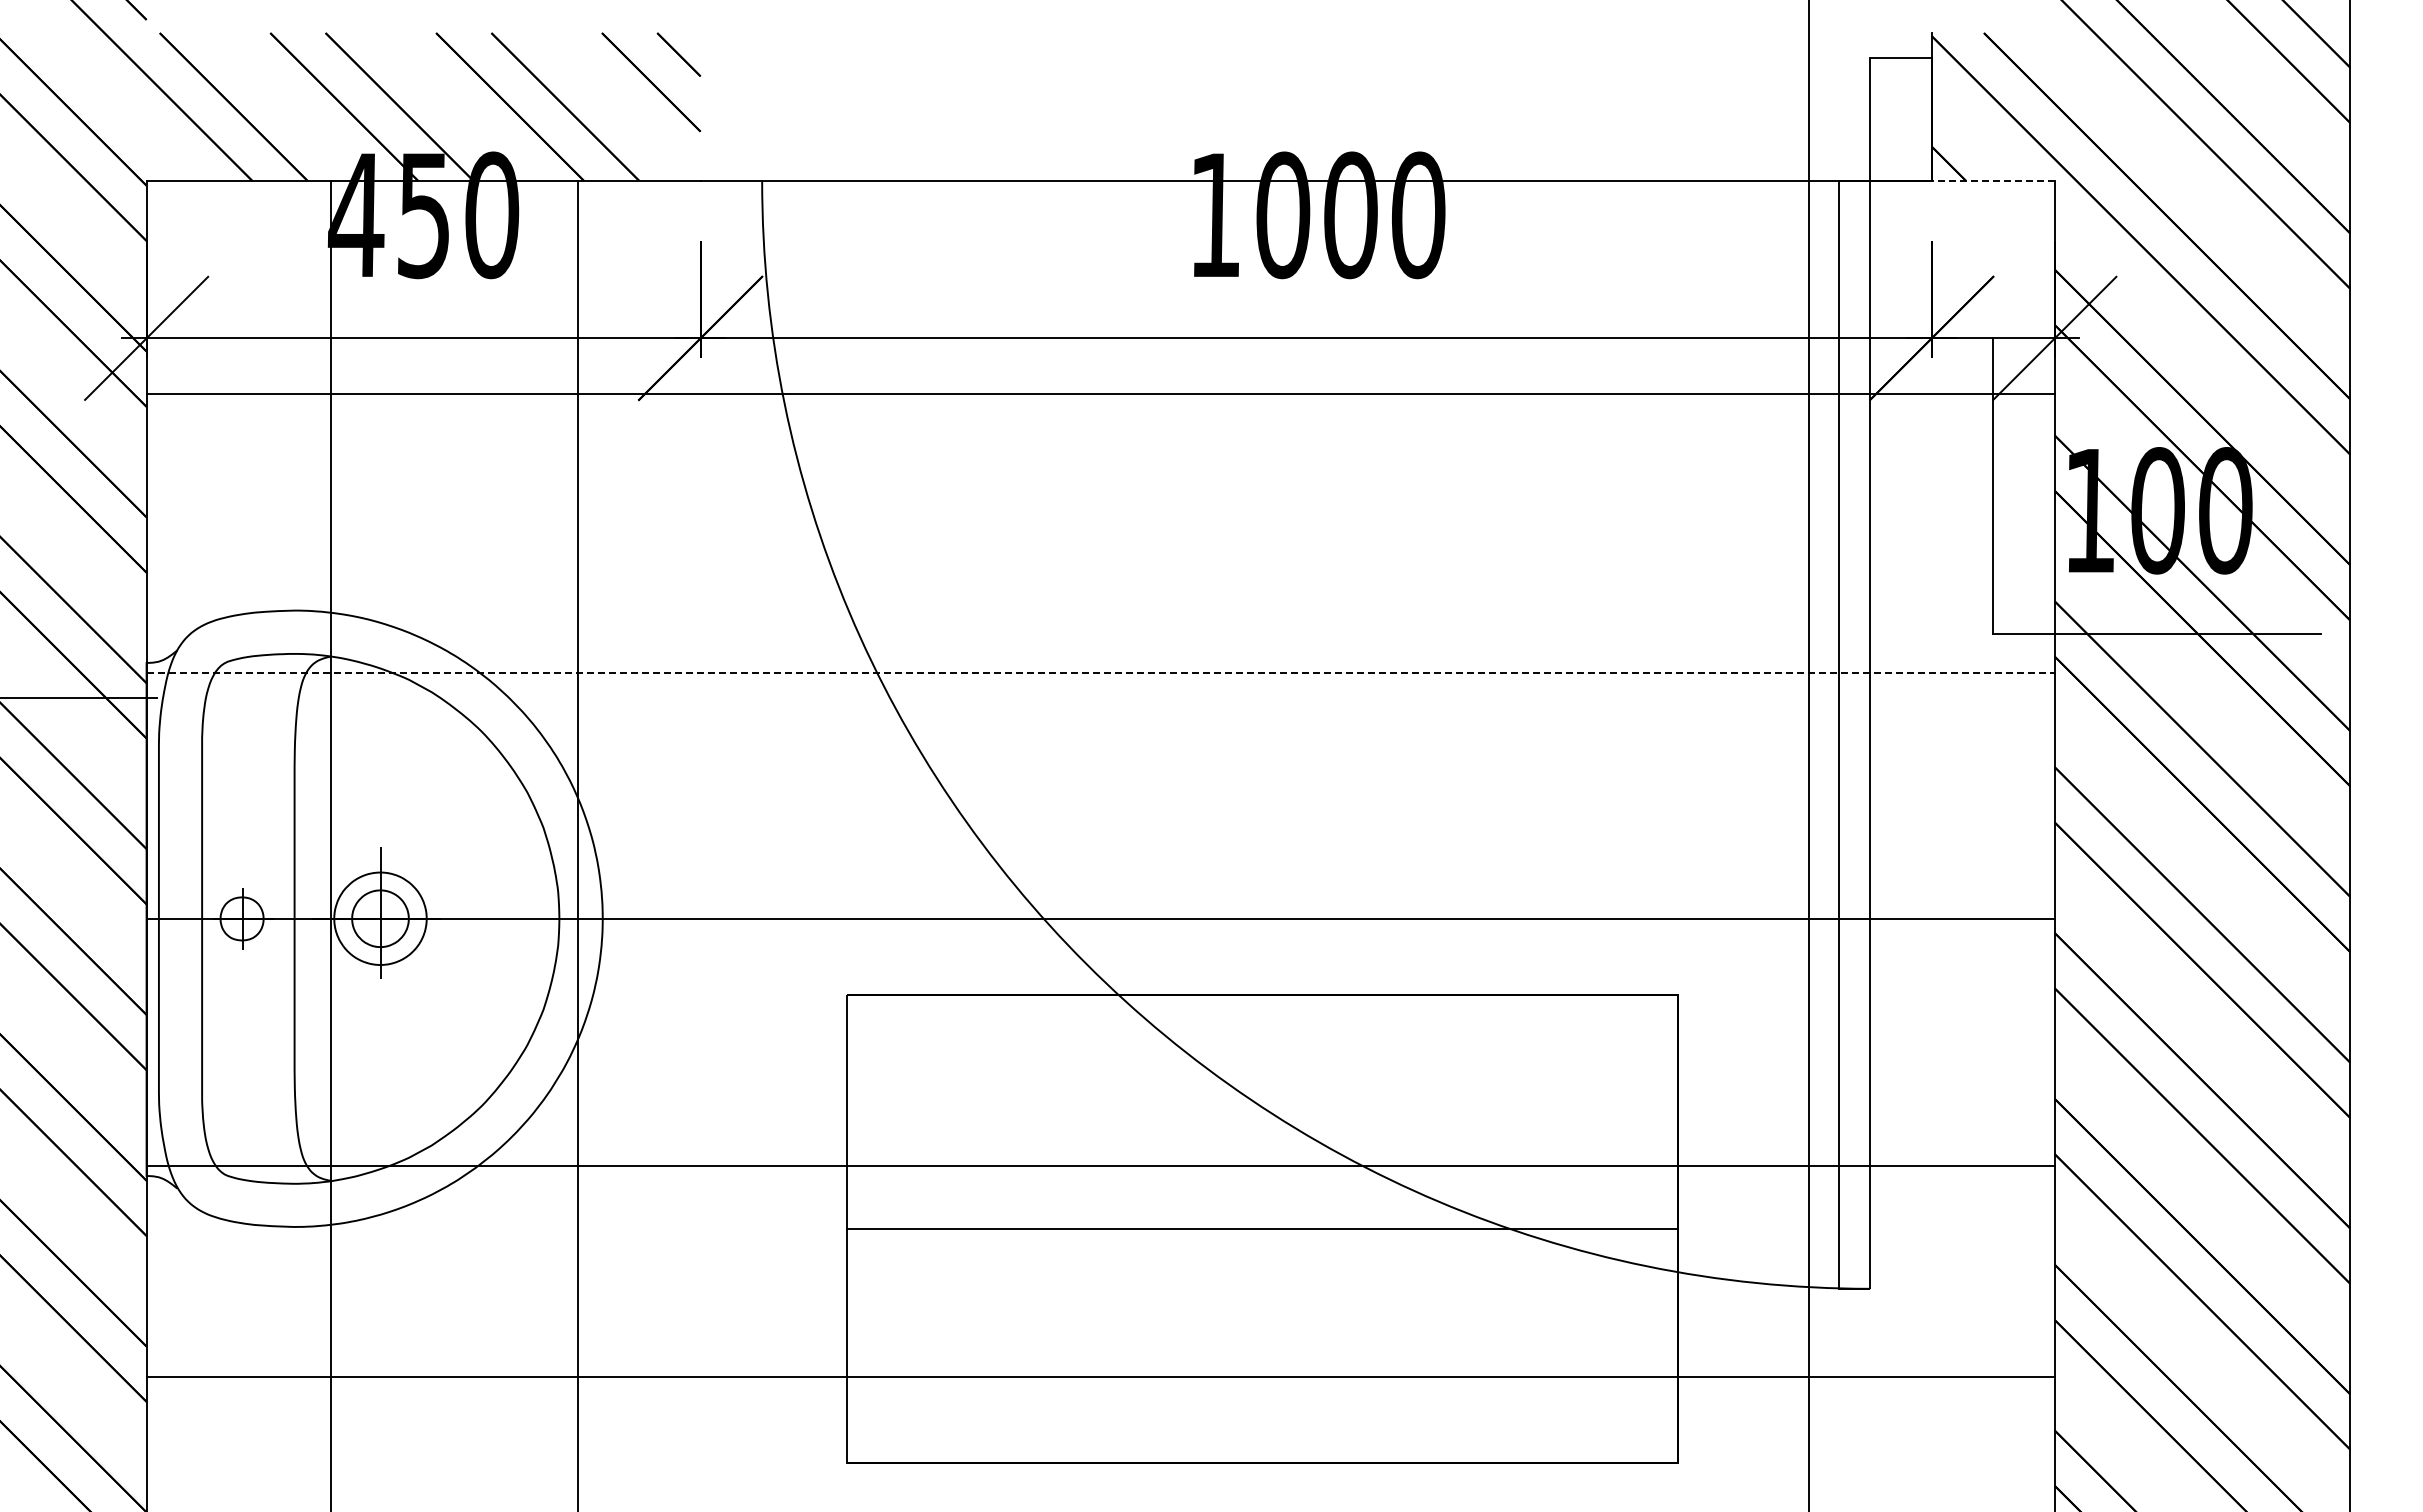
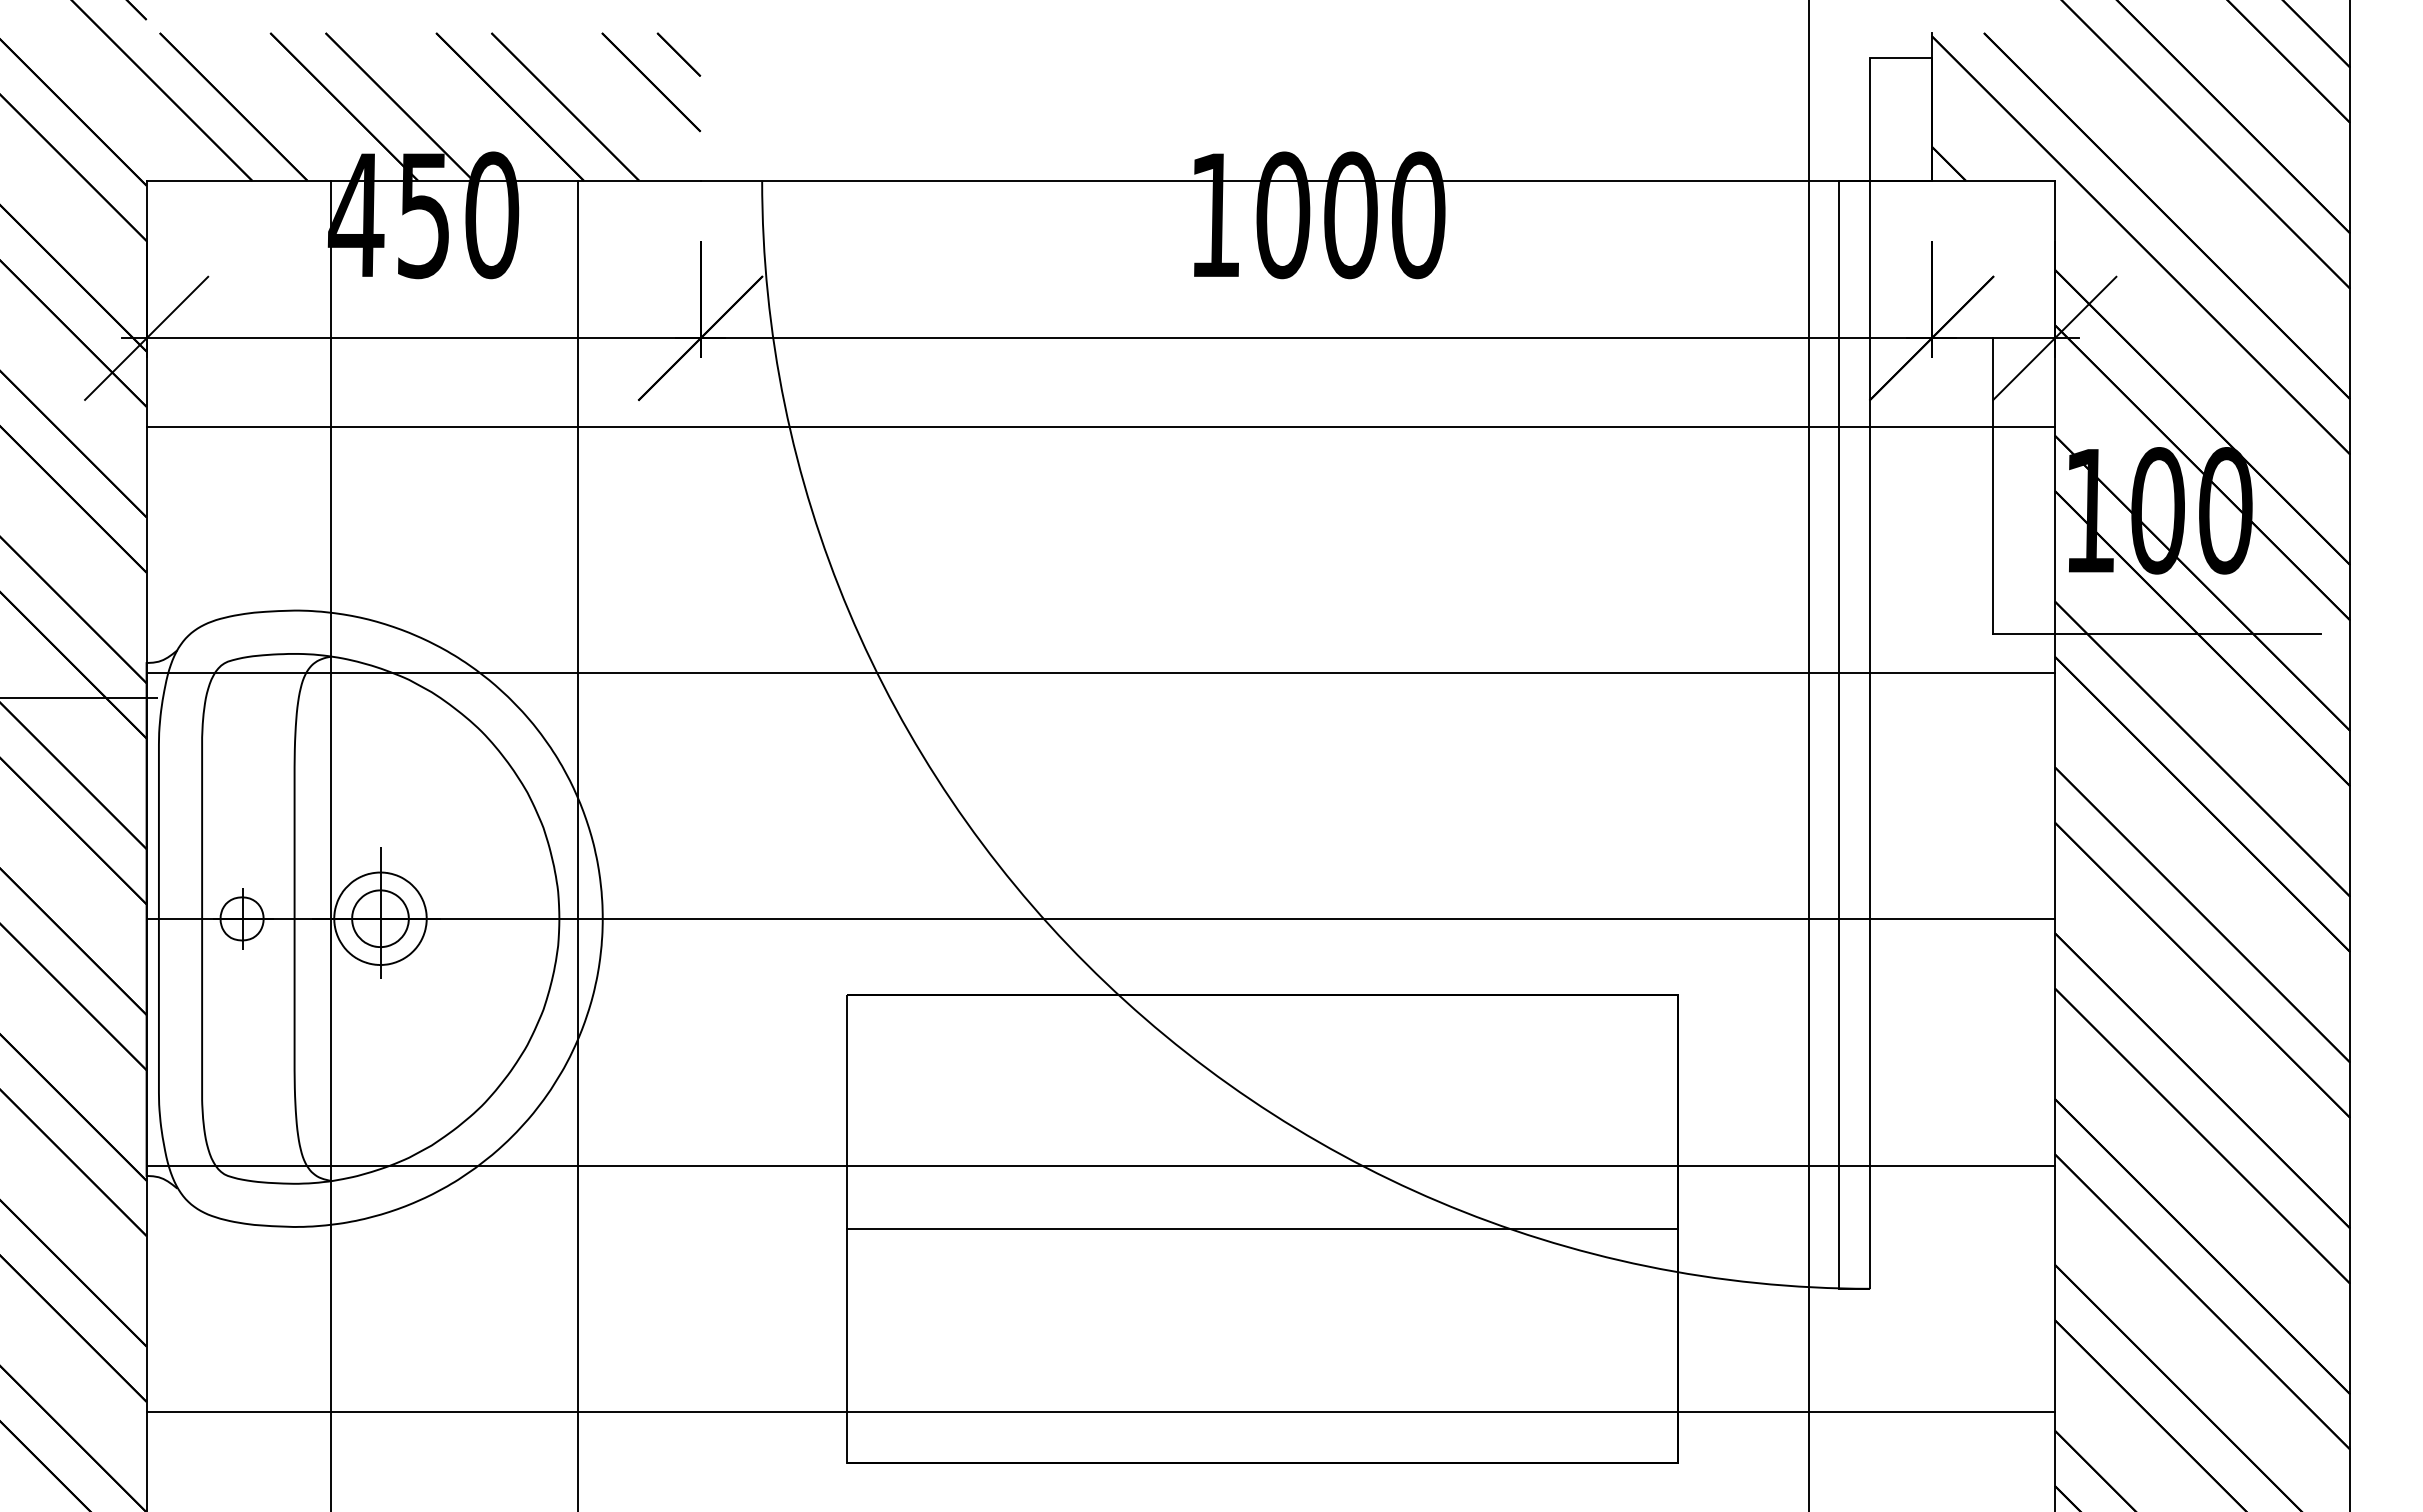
line: dashed -> solid (1993, 180)
line position: (1100, 394) -> (1100, 427) (1100, 427)
line: dashed -> solid (1101, 673)
line position: (1100, 1376) -> (1100, 1411) (1100, 1411)
